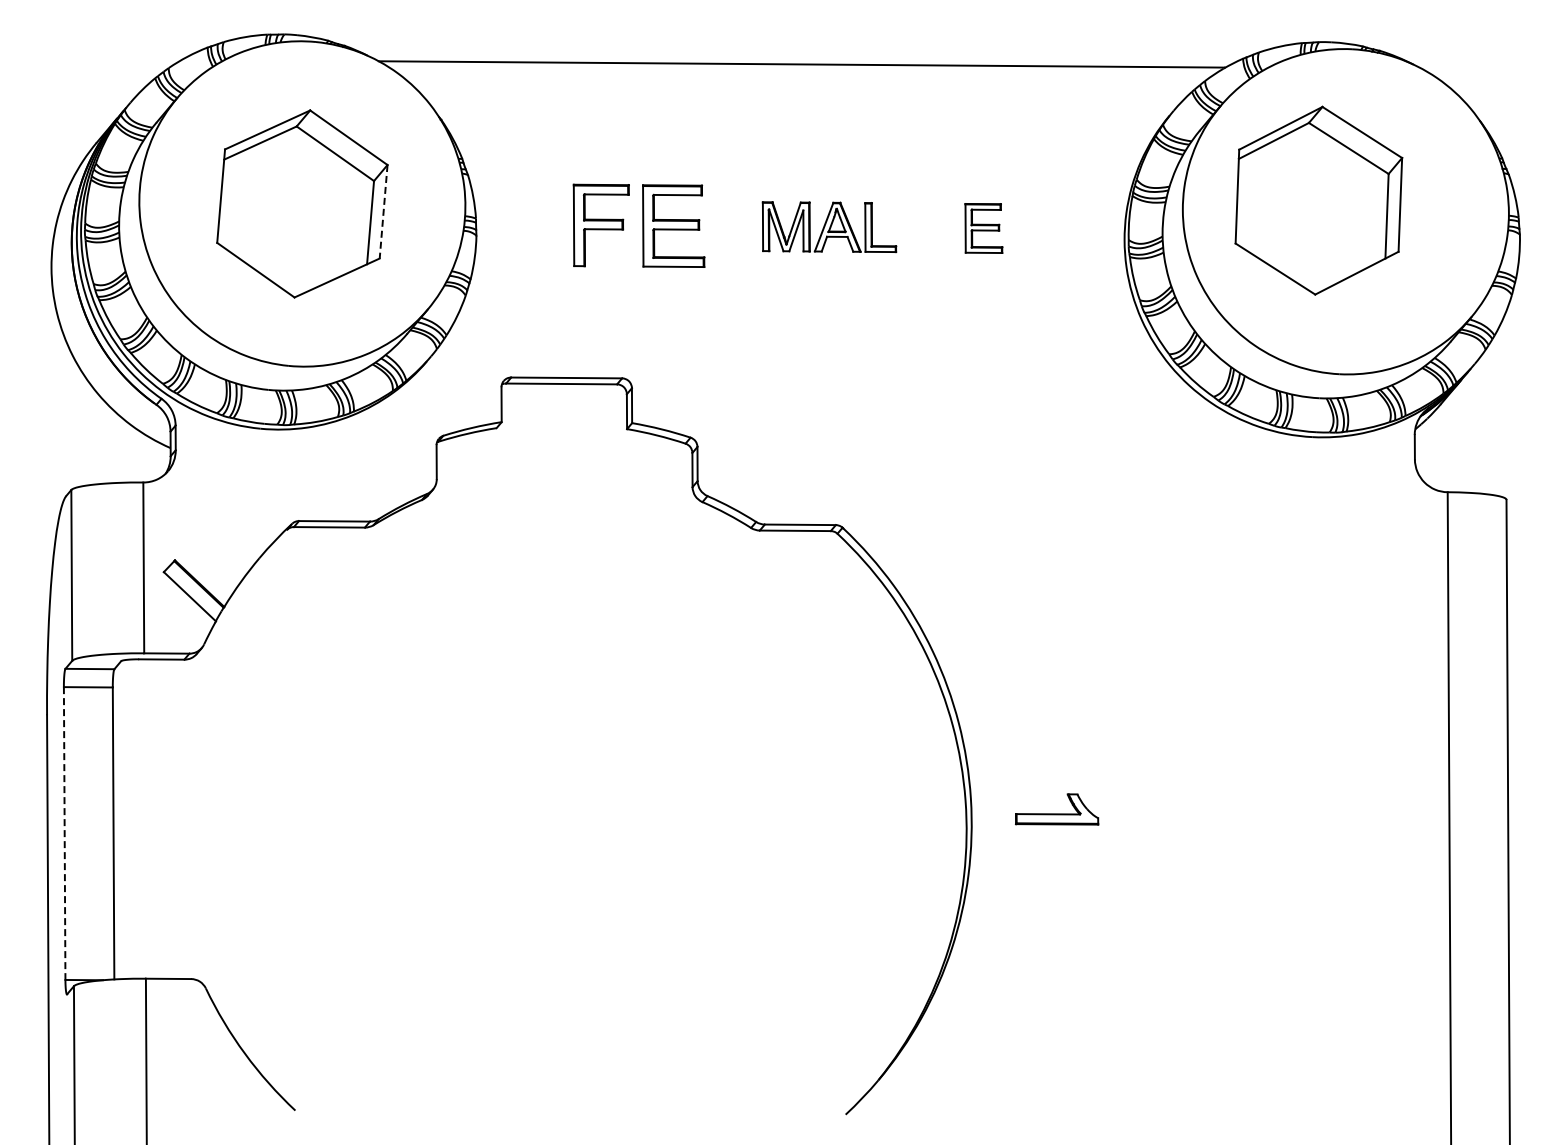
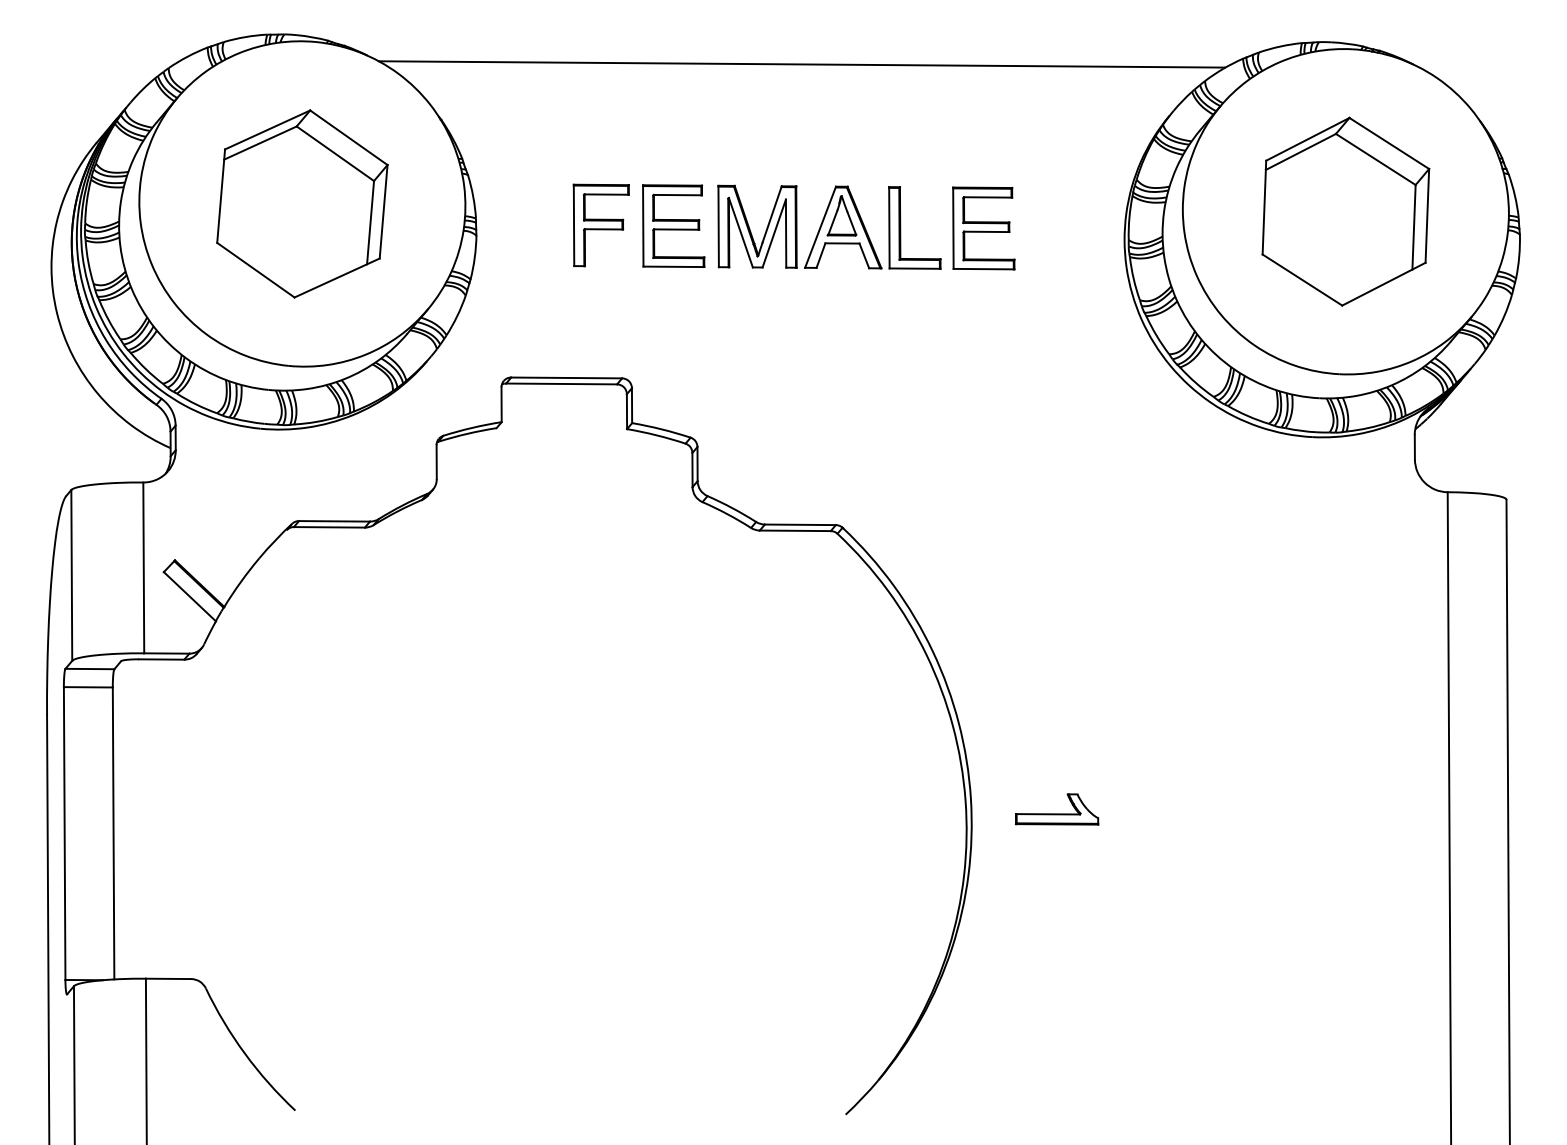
part position: (1318, 200) -> (1345, 211) (1345, 211)
line: dashed -> solid (383, 211)
part size: 137x53 px -> 225x86 px (829, 226)
part size: 40x51 px -> 64x85 px (983, 228)
line: dashed -> solid (64, 834)
